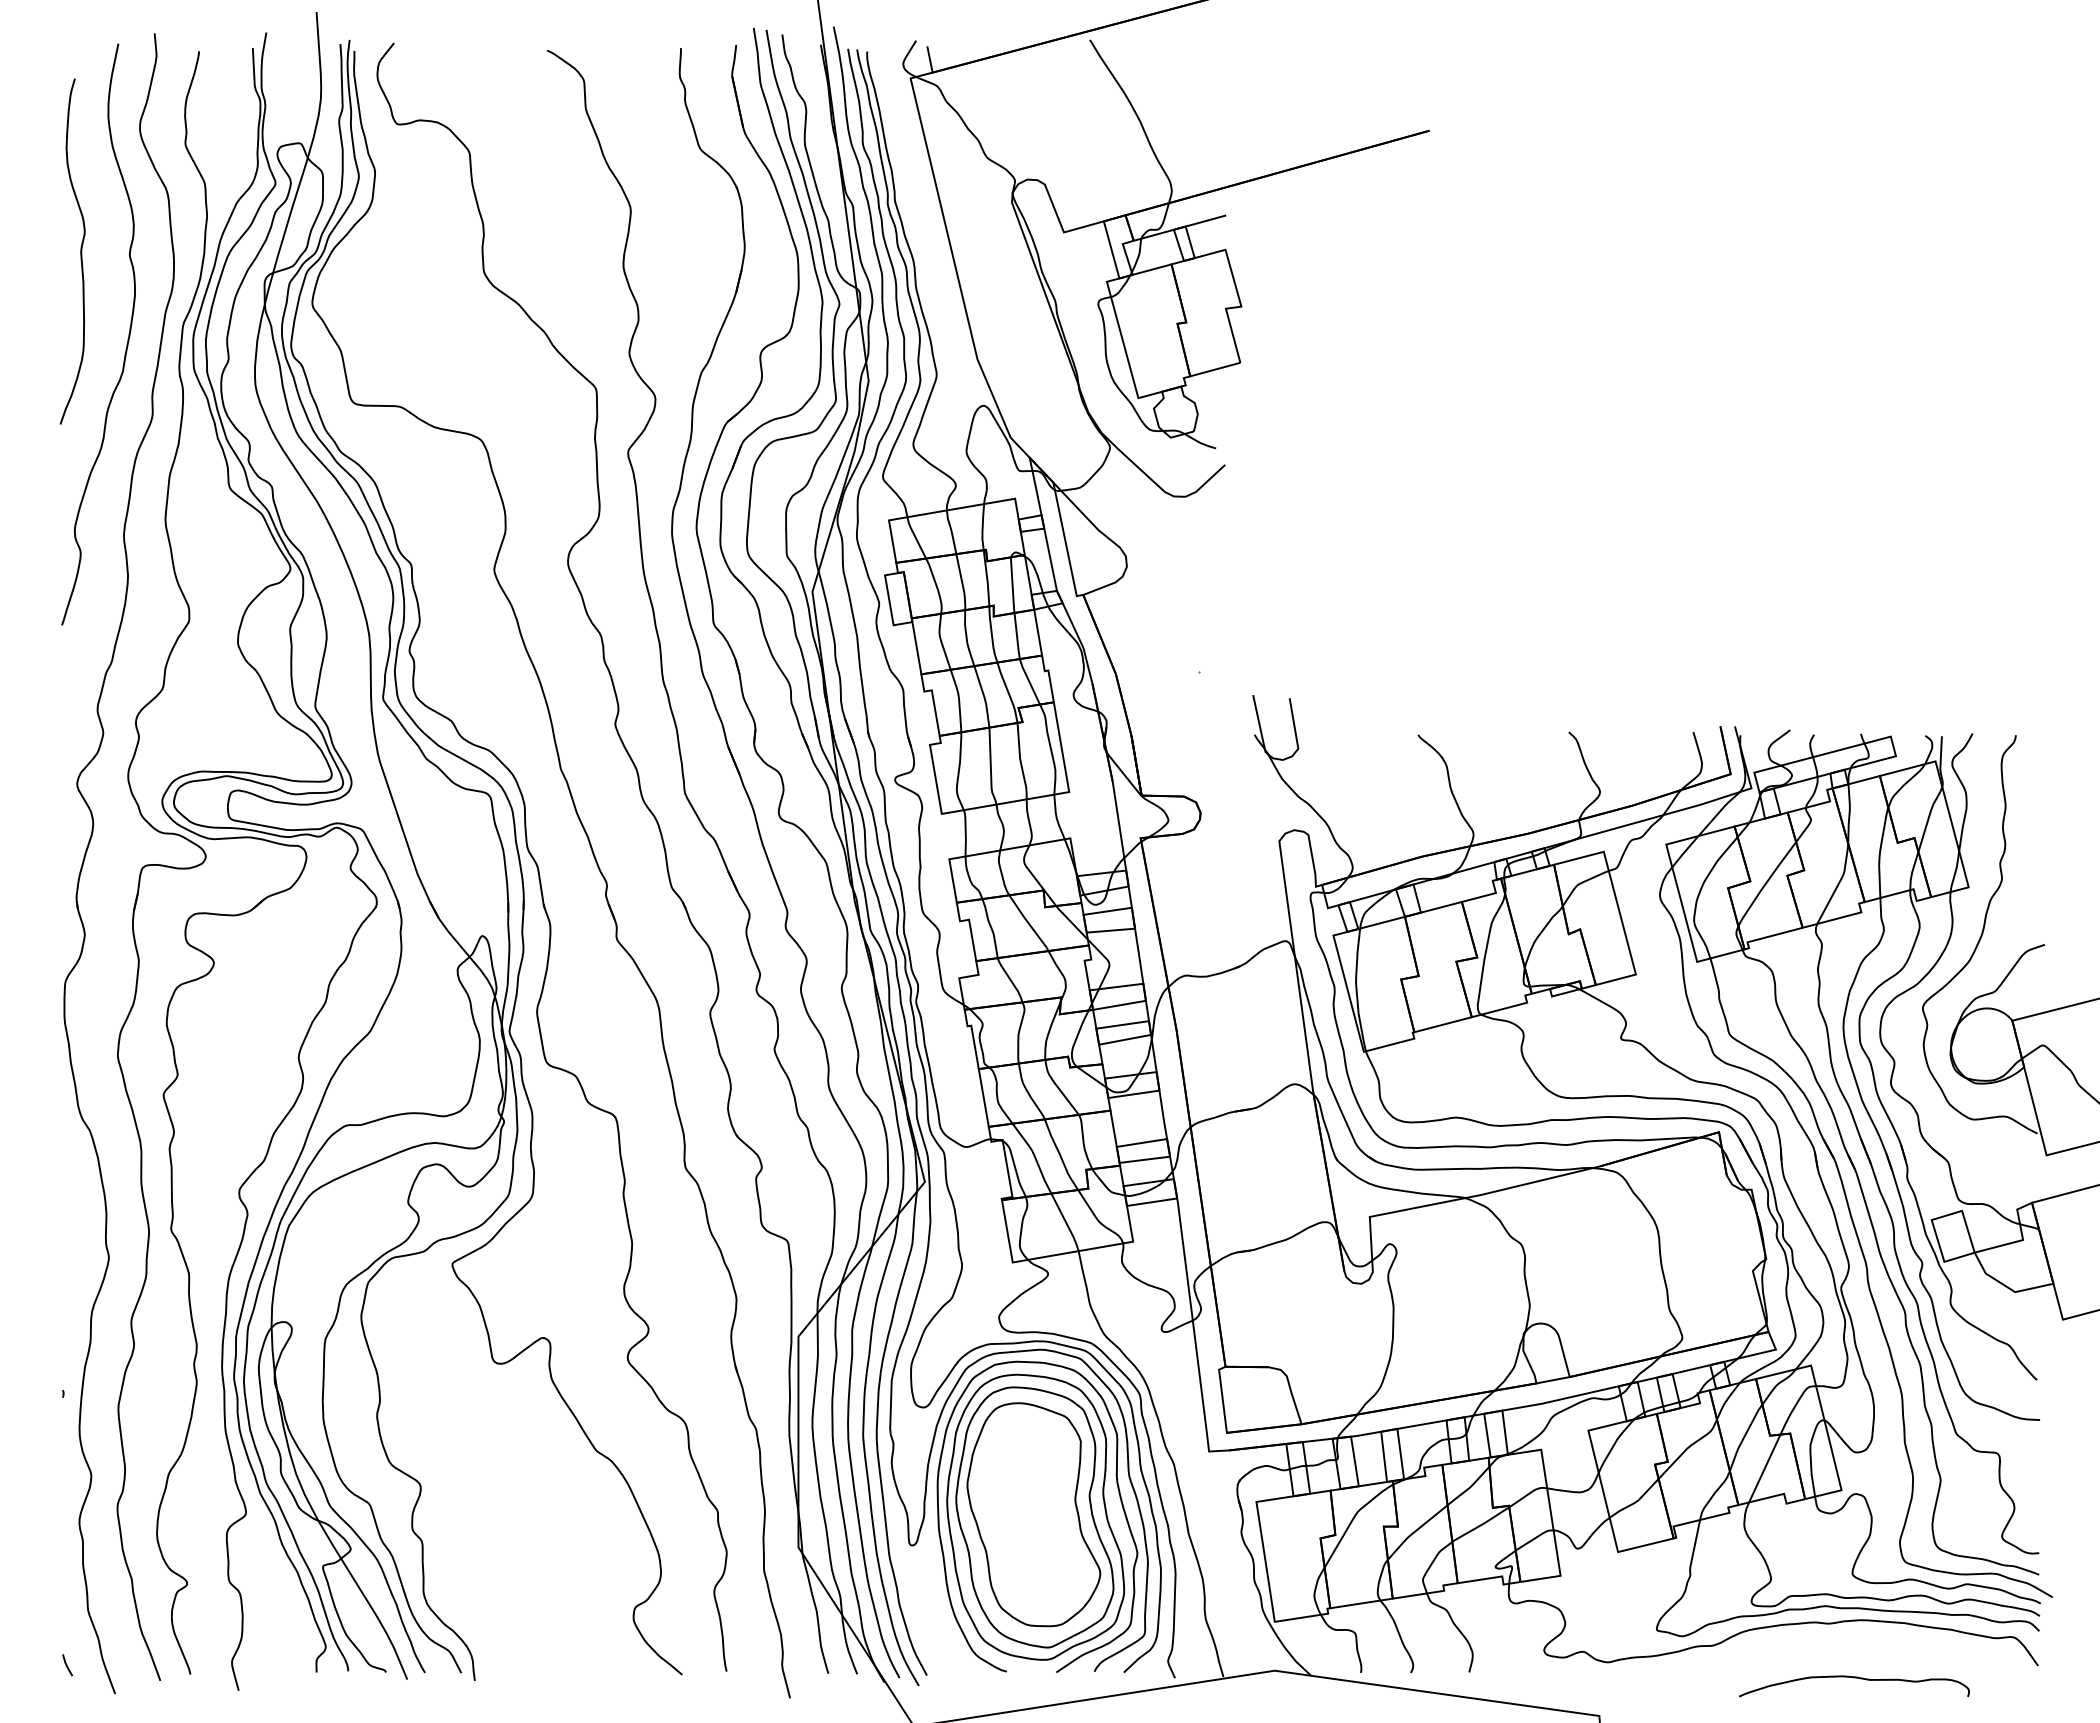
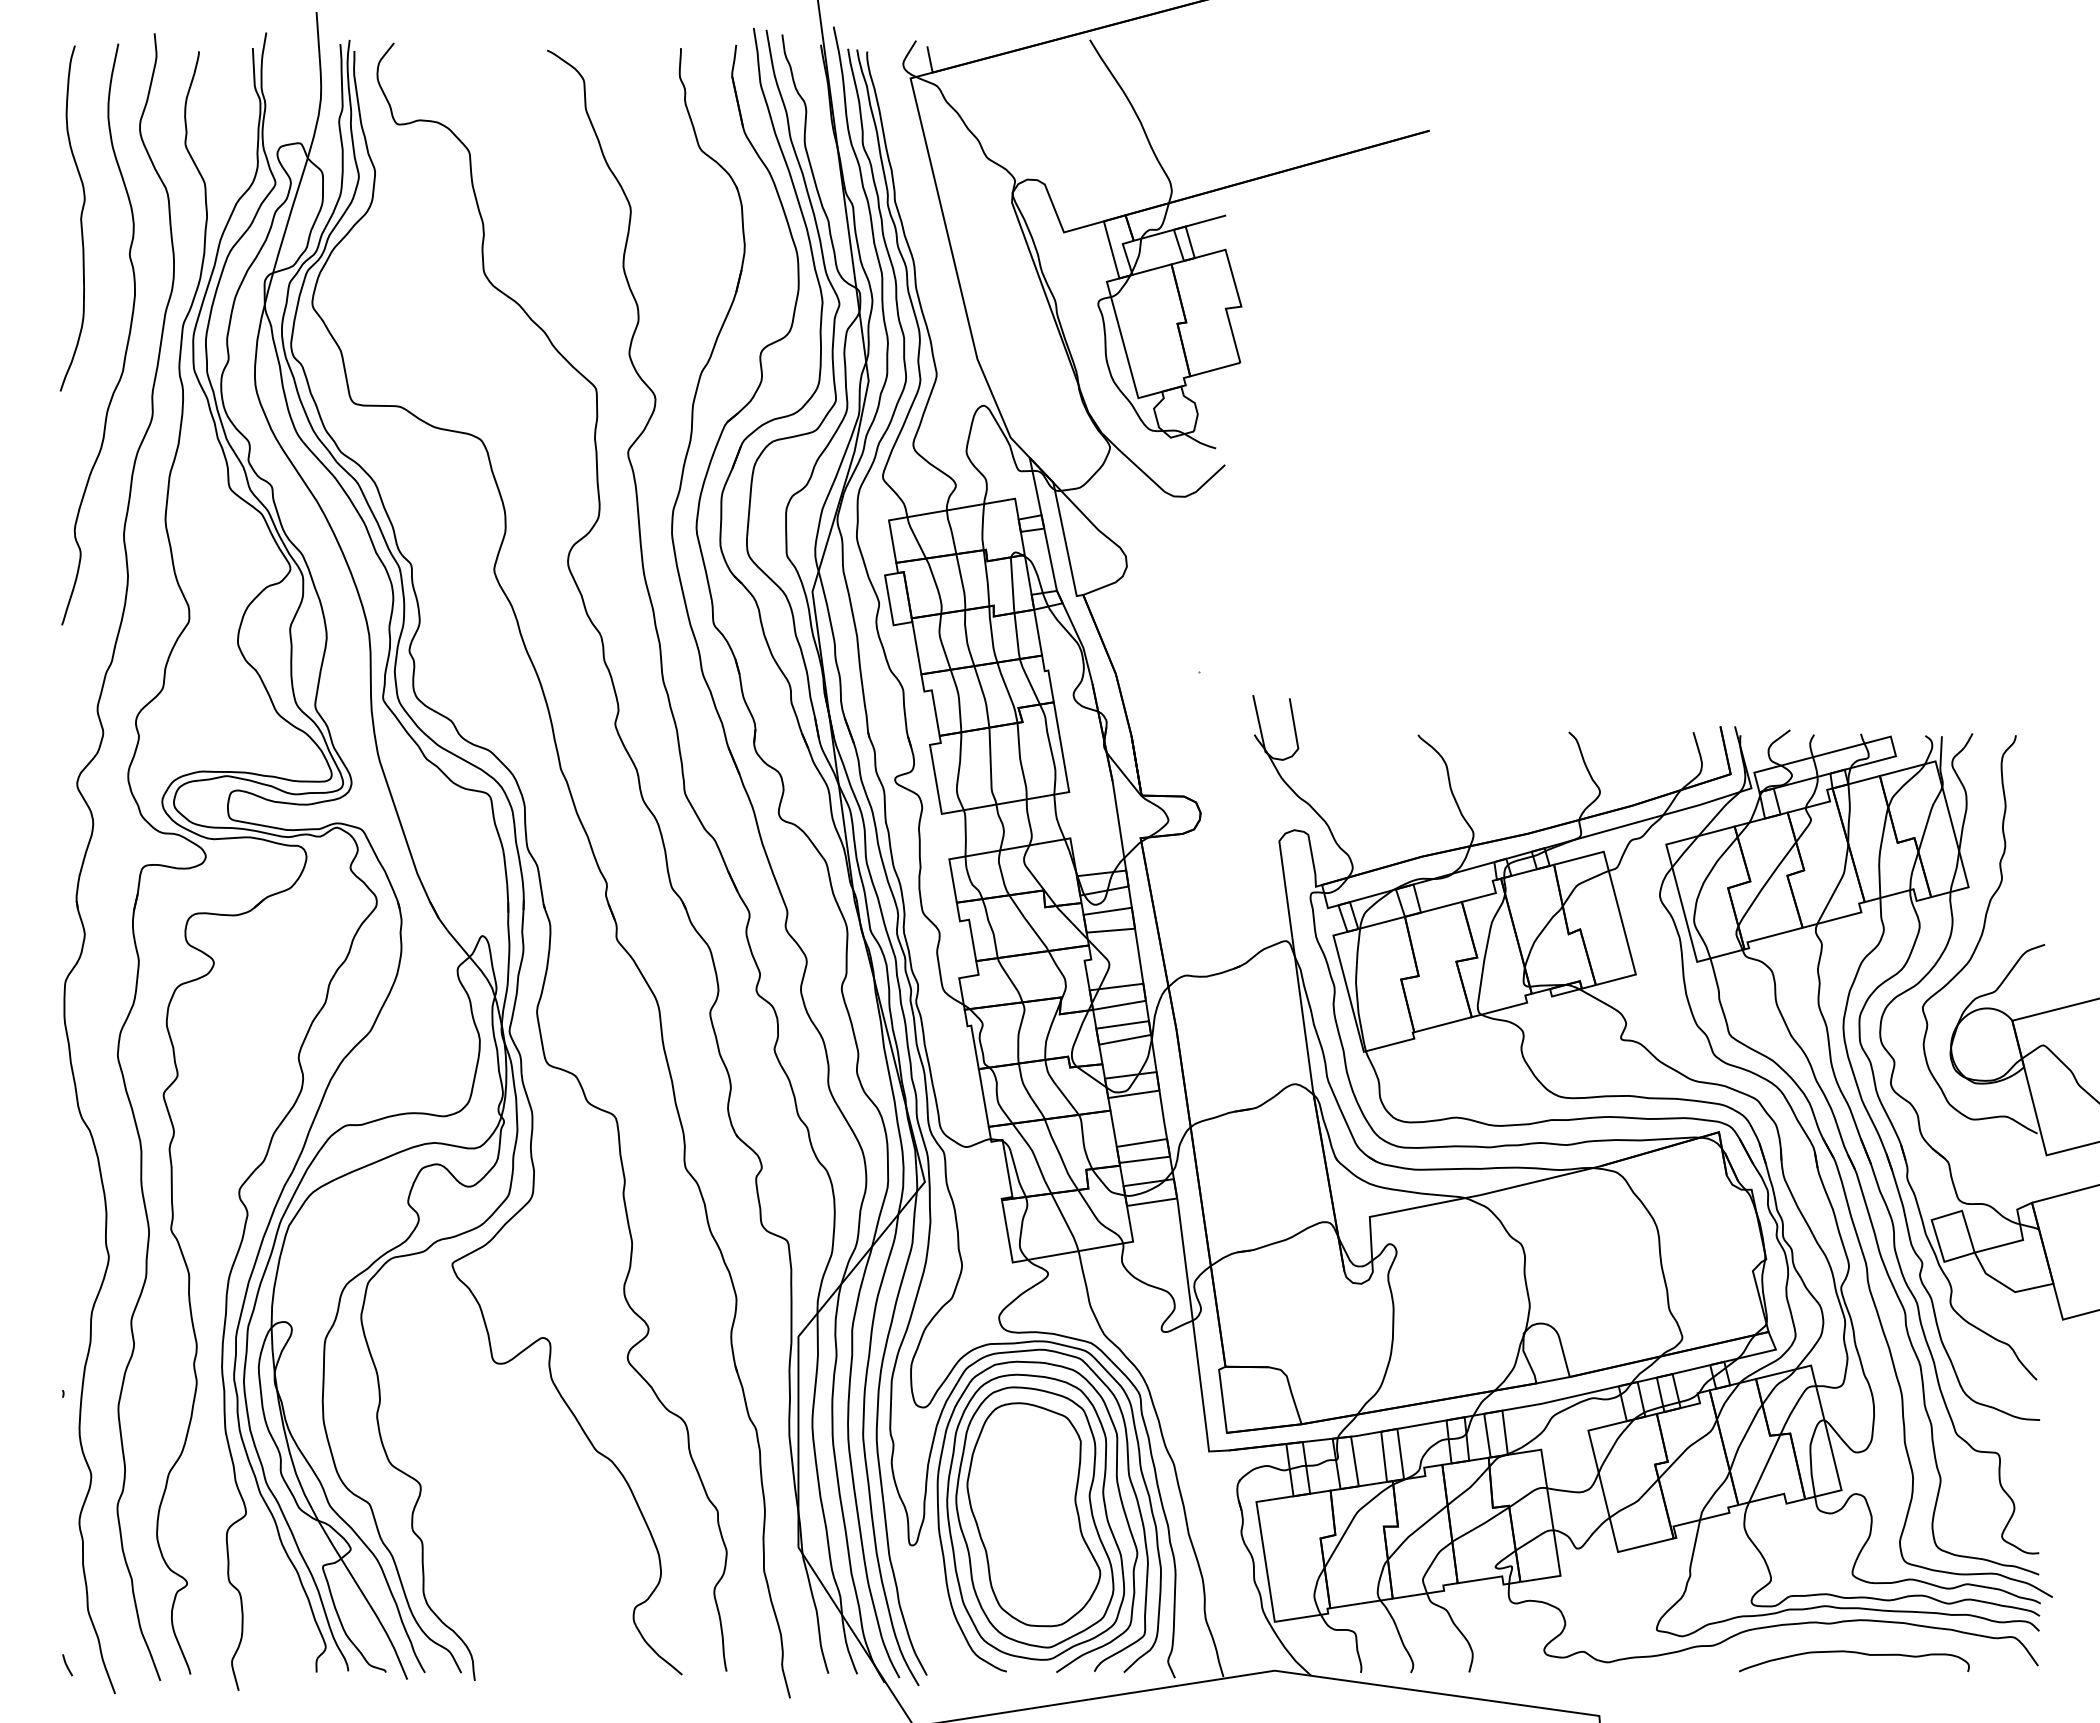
curve position: (80, 251) -> (80, 218) (80, 218)
curve position: (1854, 1678) -> (1854, 1653) (1854, 1653)
